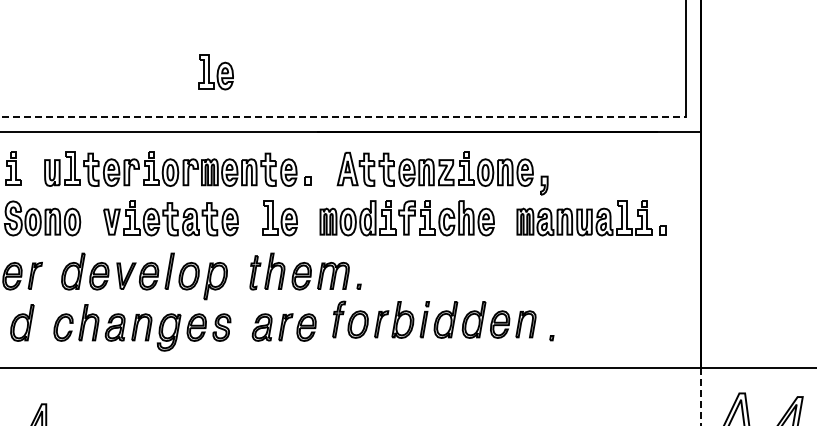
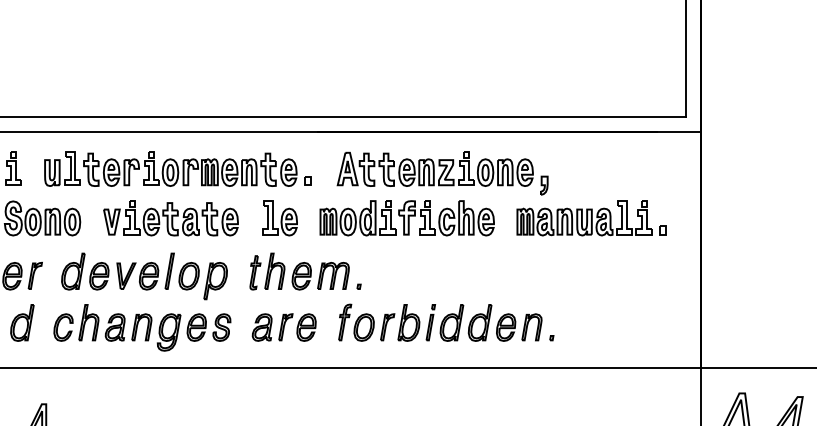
part: present -> none (215, 72)
line: dashed -> solid (343, 117)
part position: (434, 319) -> (440, 322) (440, 322)
line: dashed -> solid (701, 396)
